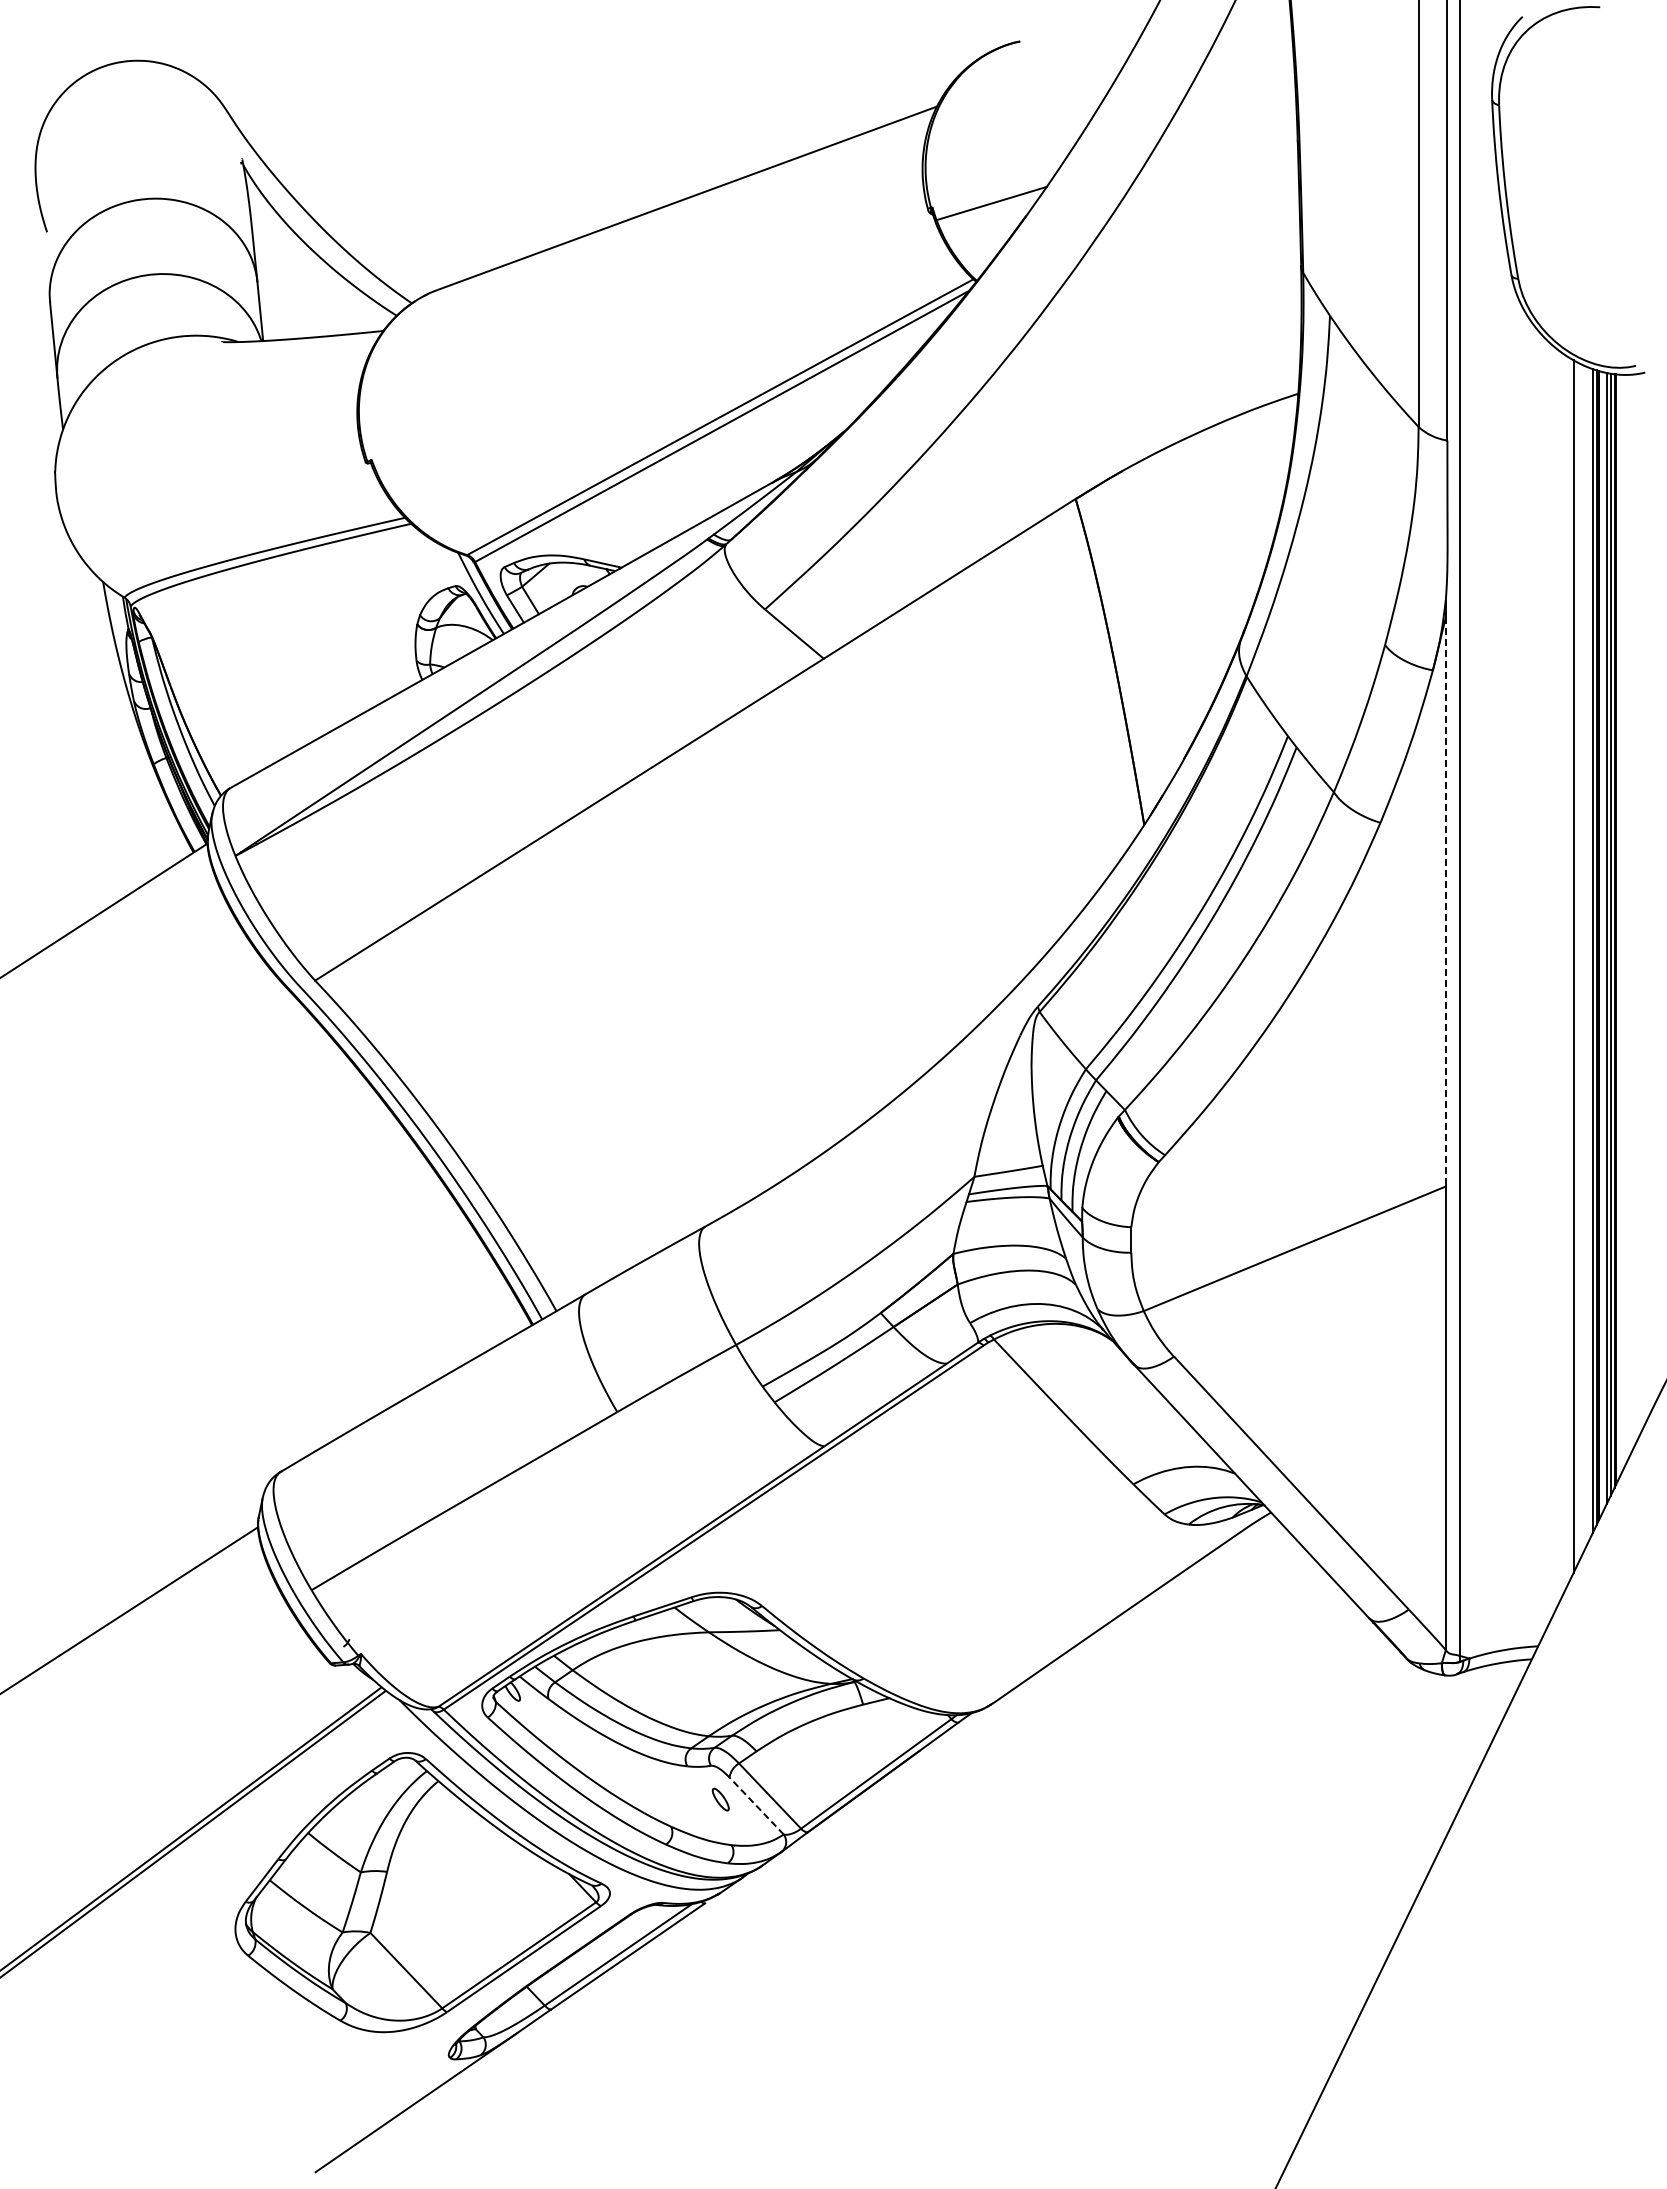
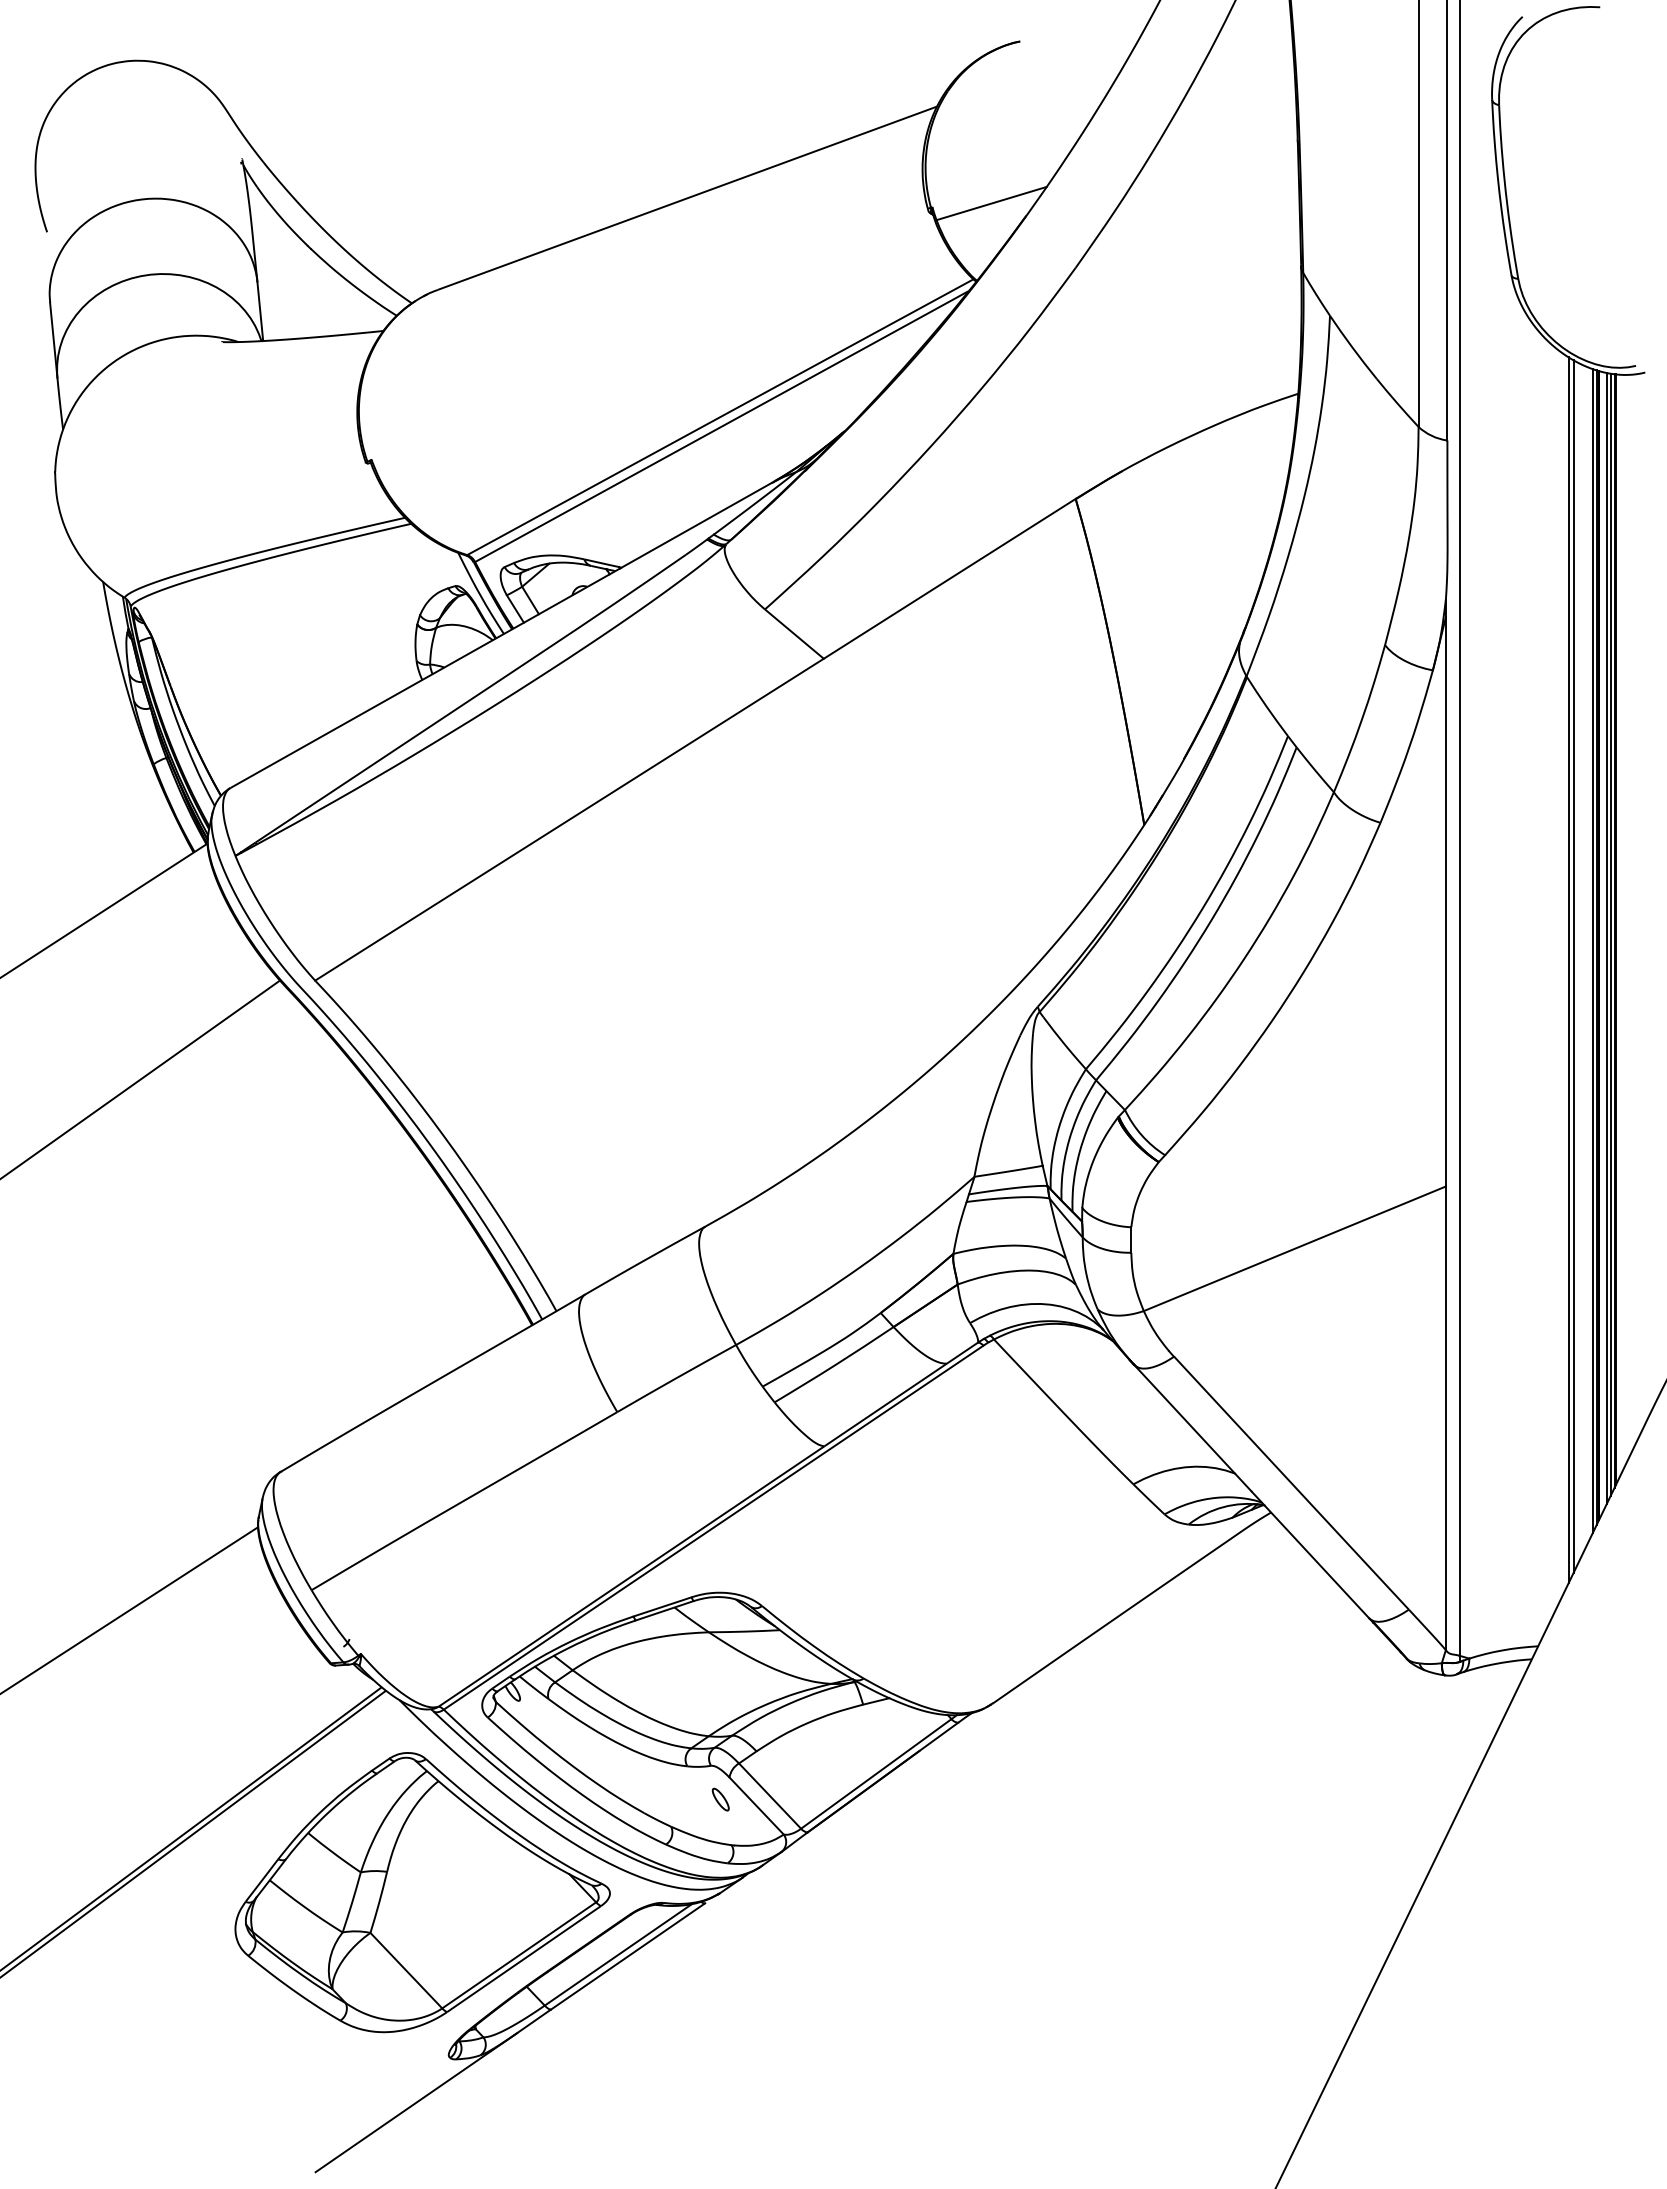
line: dashed -> solid (1445, 901)
line: none -> present (1568, 970)
line: none -> present (141, 1078)
line: dashed -> solid (756, 1805)
